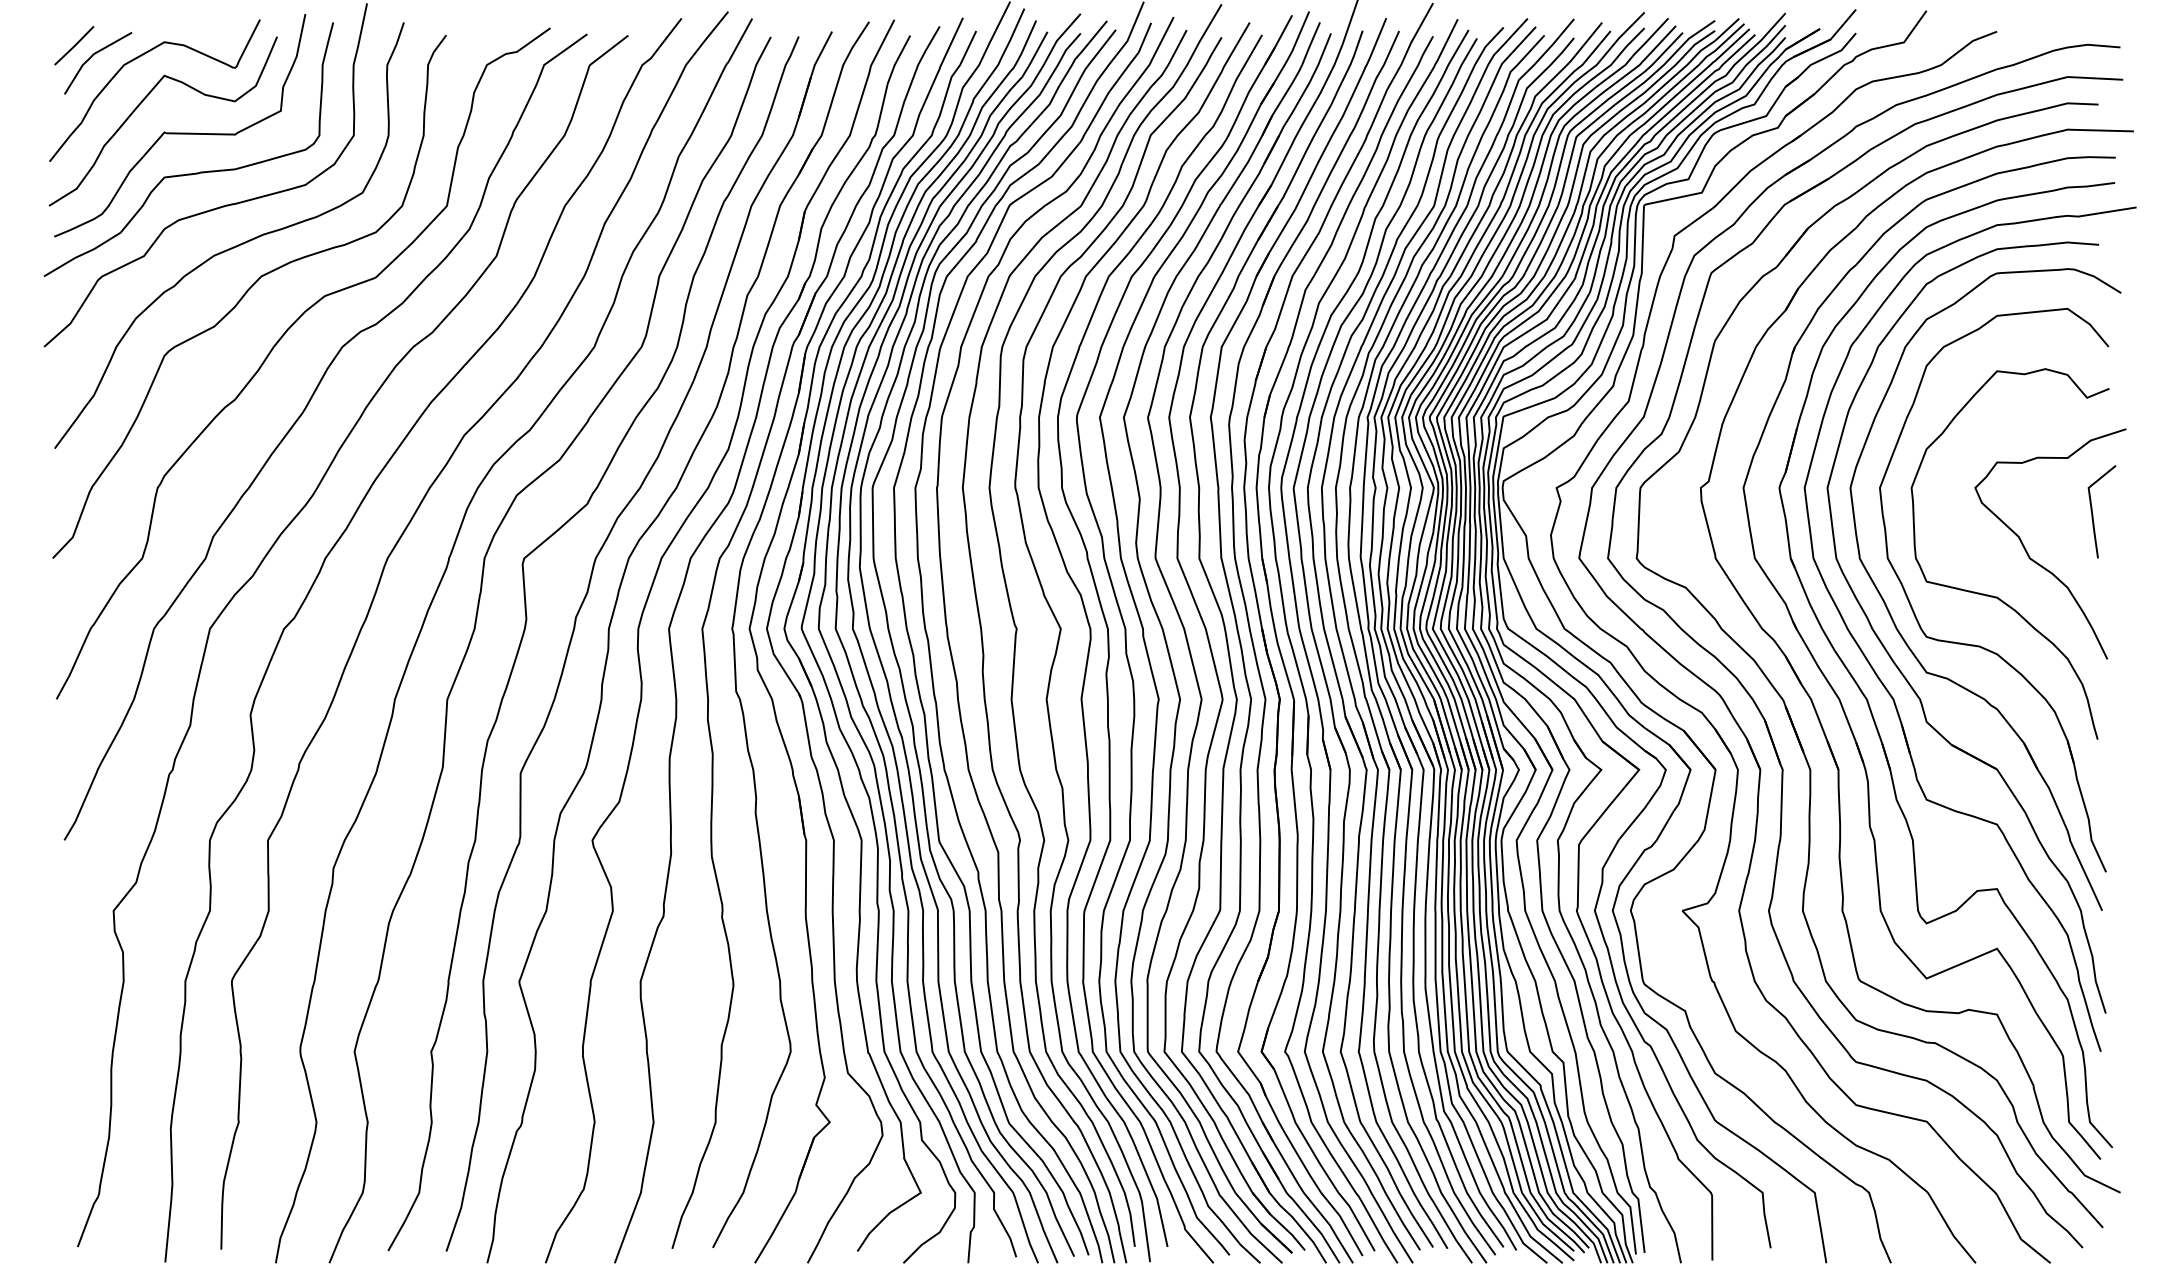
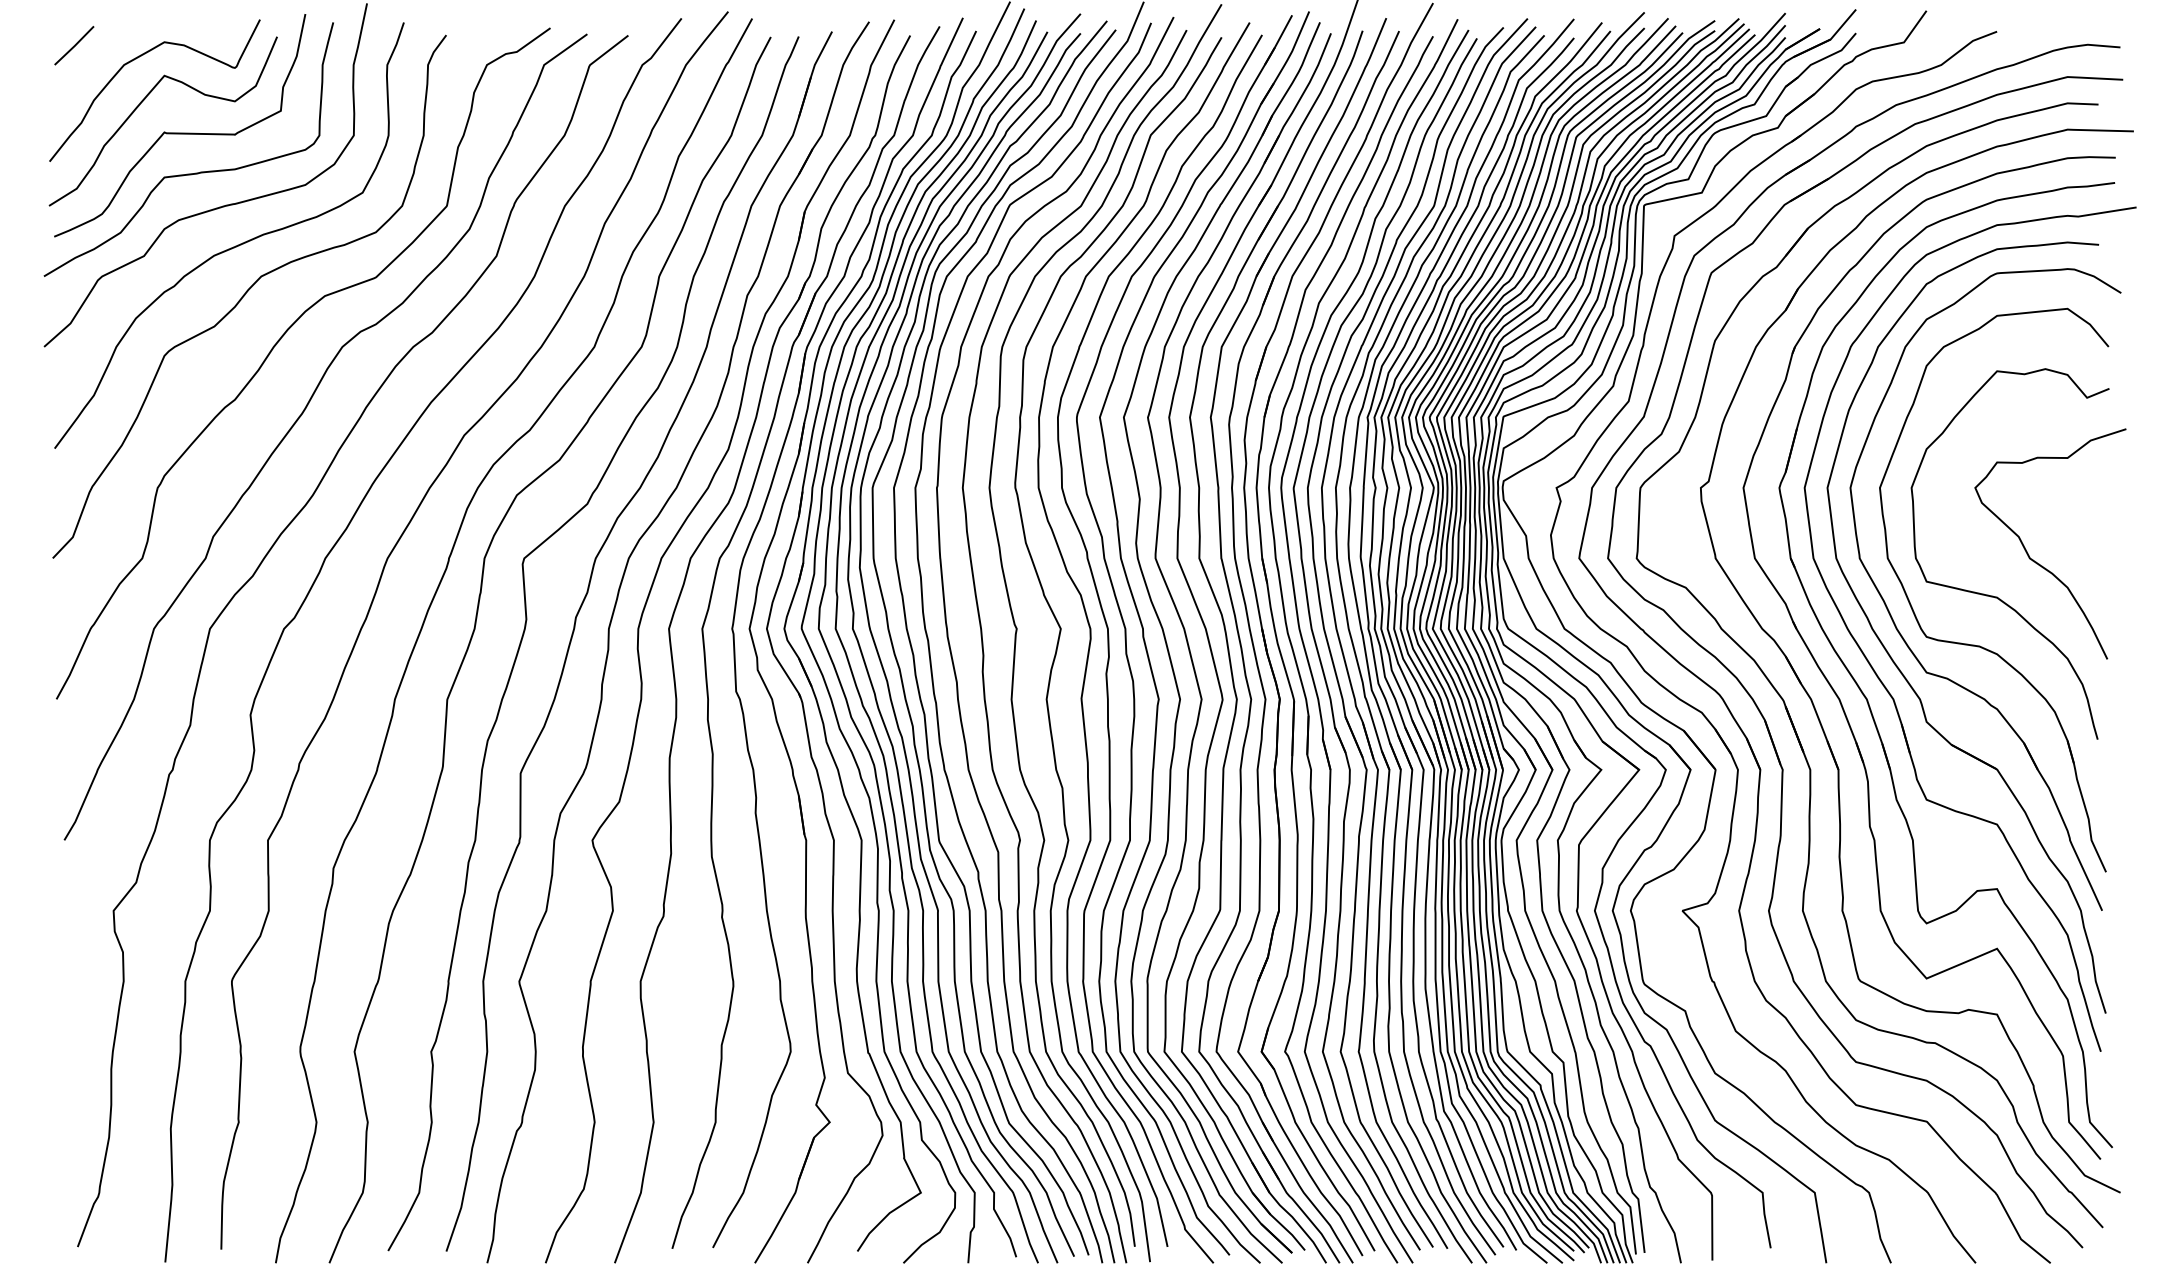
curve: present -> none (90, 59)
line: present -> none (2093, 514)
